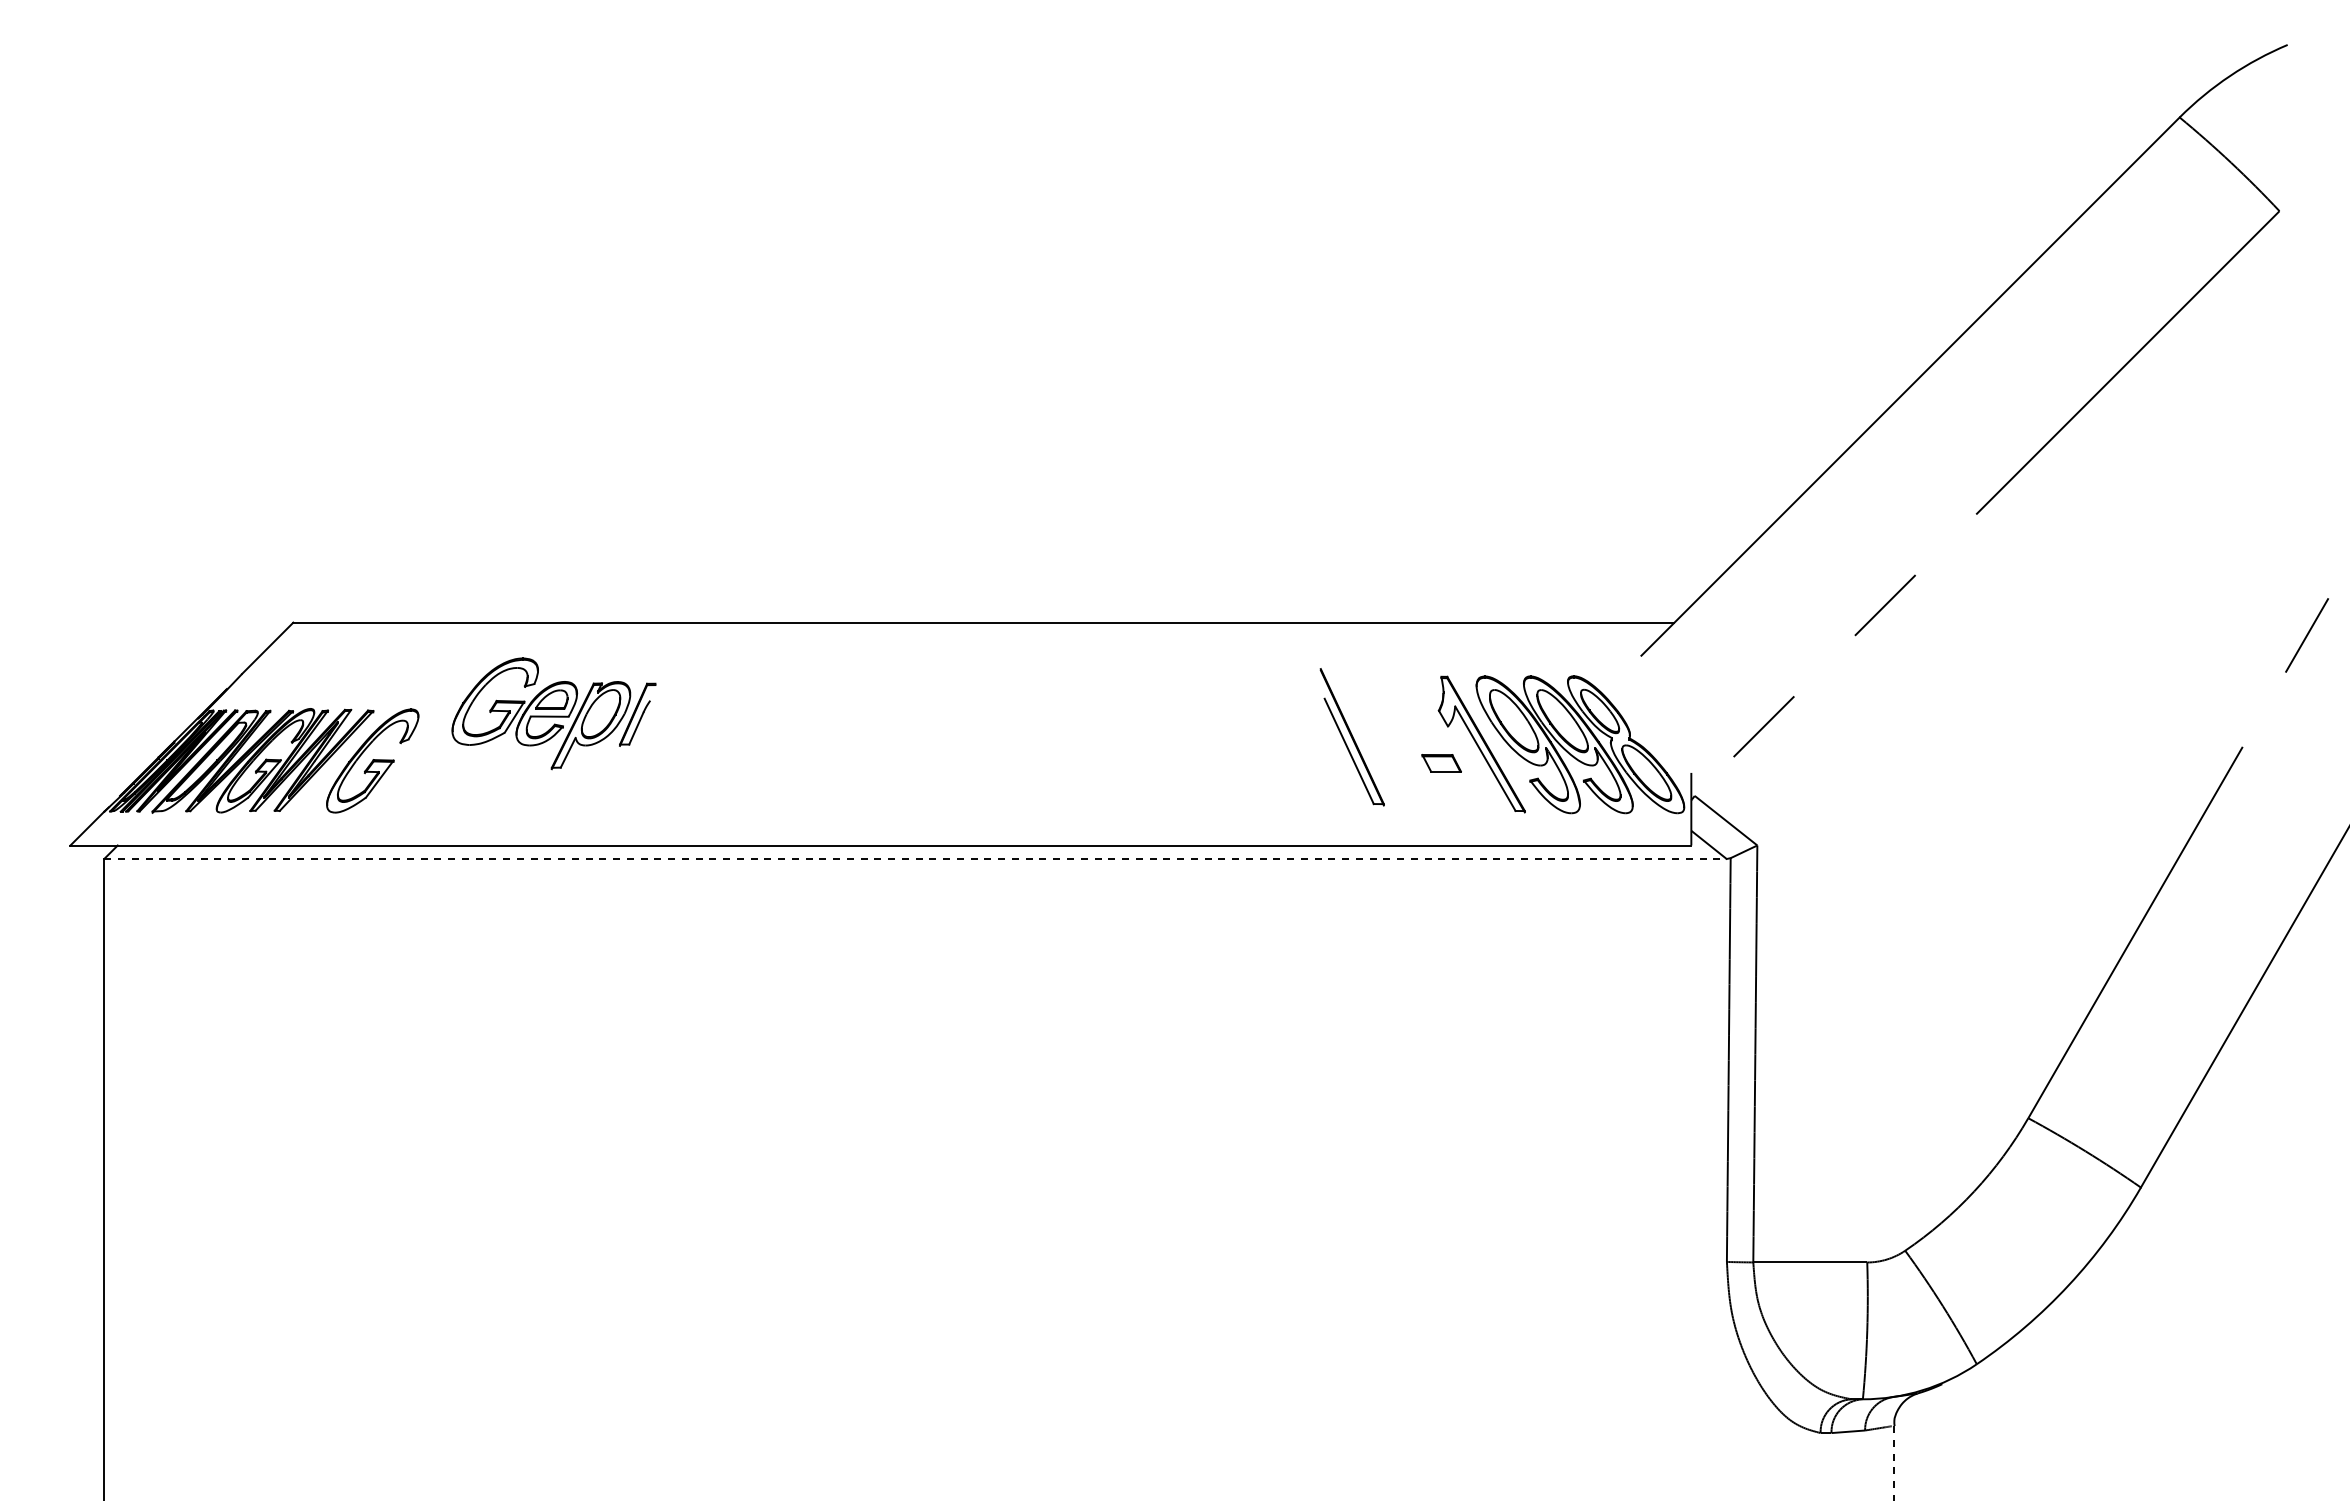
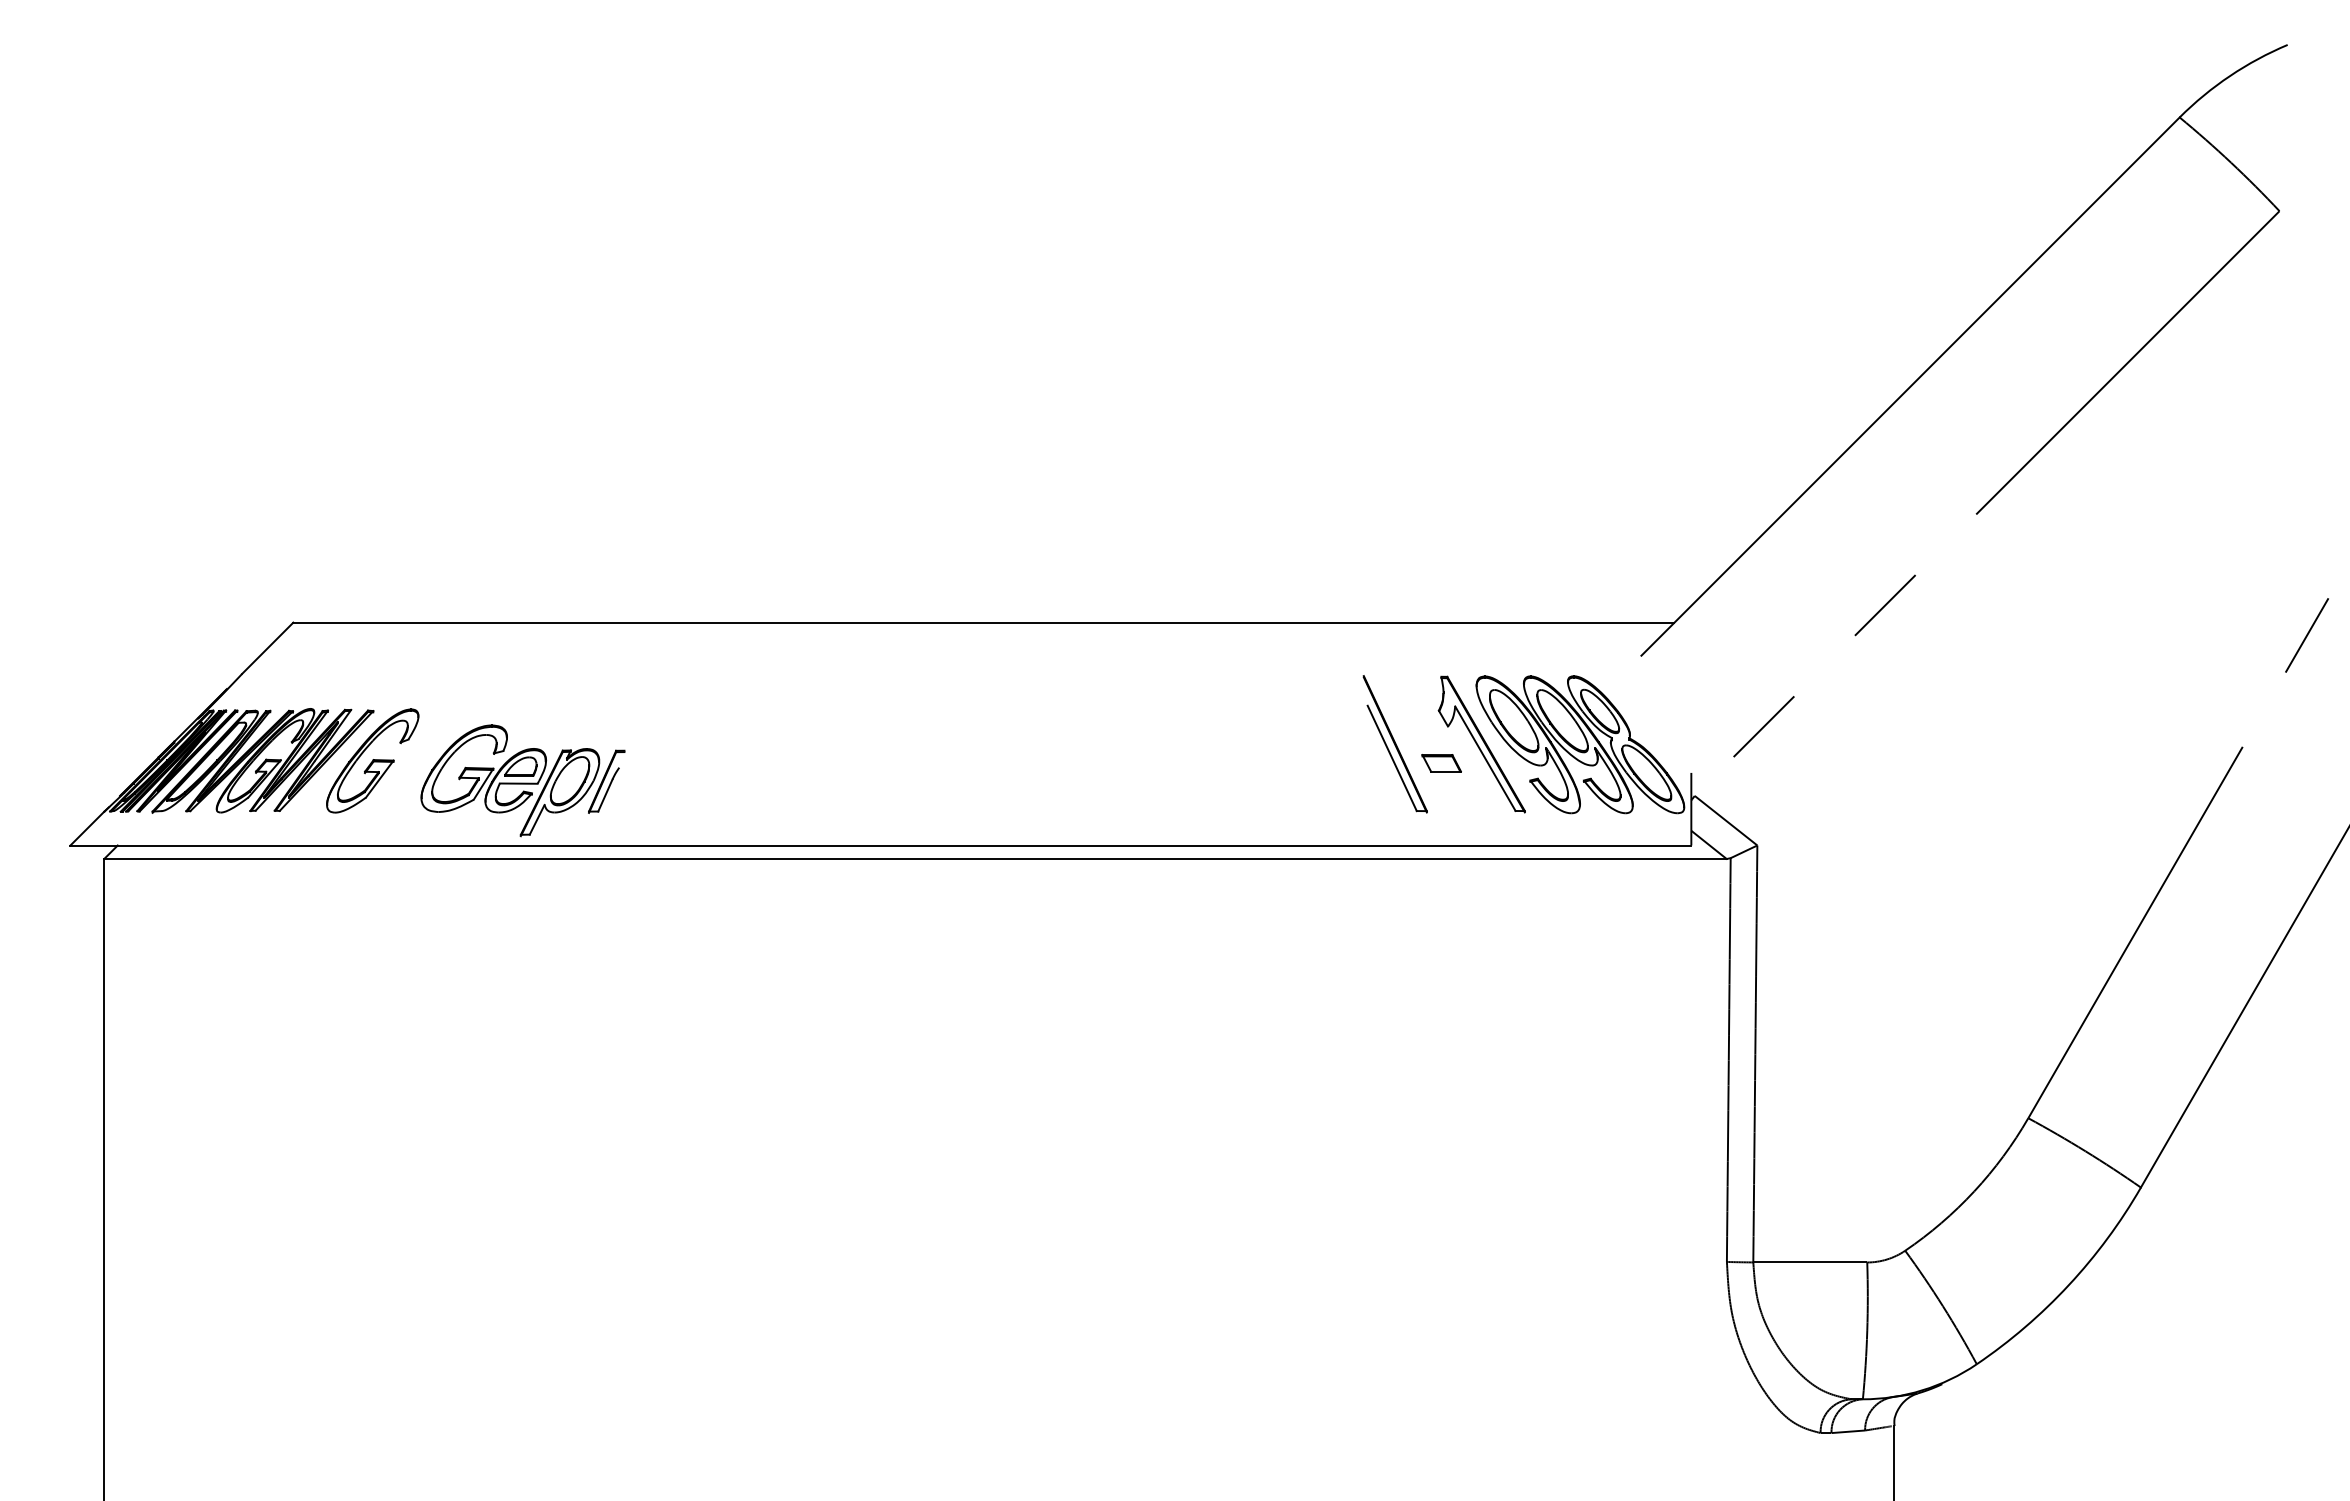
part position: (553, 713) -> (522, 780) (522, 780)
part position: (1351, 737) -> (1394, 744) (1394, 744)
line: dashed -> solid (915, 859)
line: dashed -> solid (1893, 1463)
